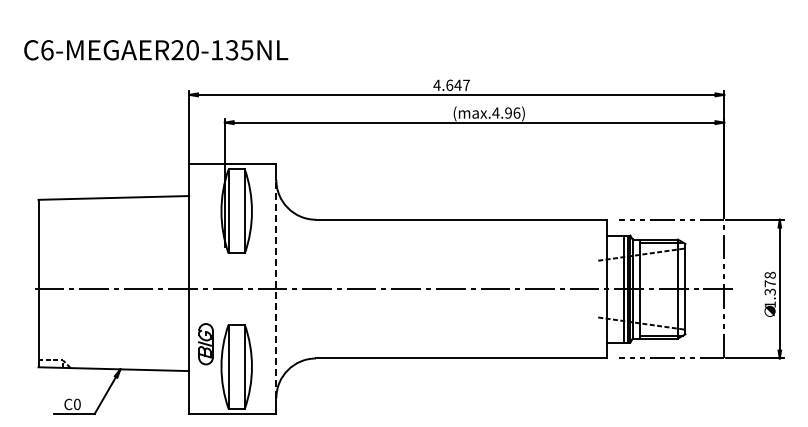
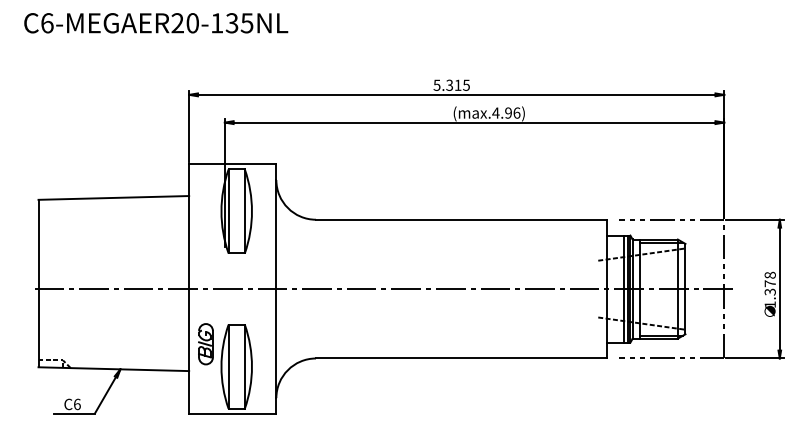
text position: (156, 50) -> (156, 23) (156, 23)
text: 4.647 -> 5.315 (451, 84)
line: dashed -> solid (276, 288)
text: C0 -> C6 (77, 403)
